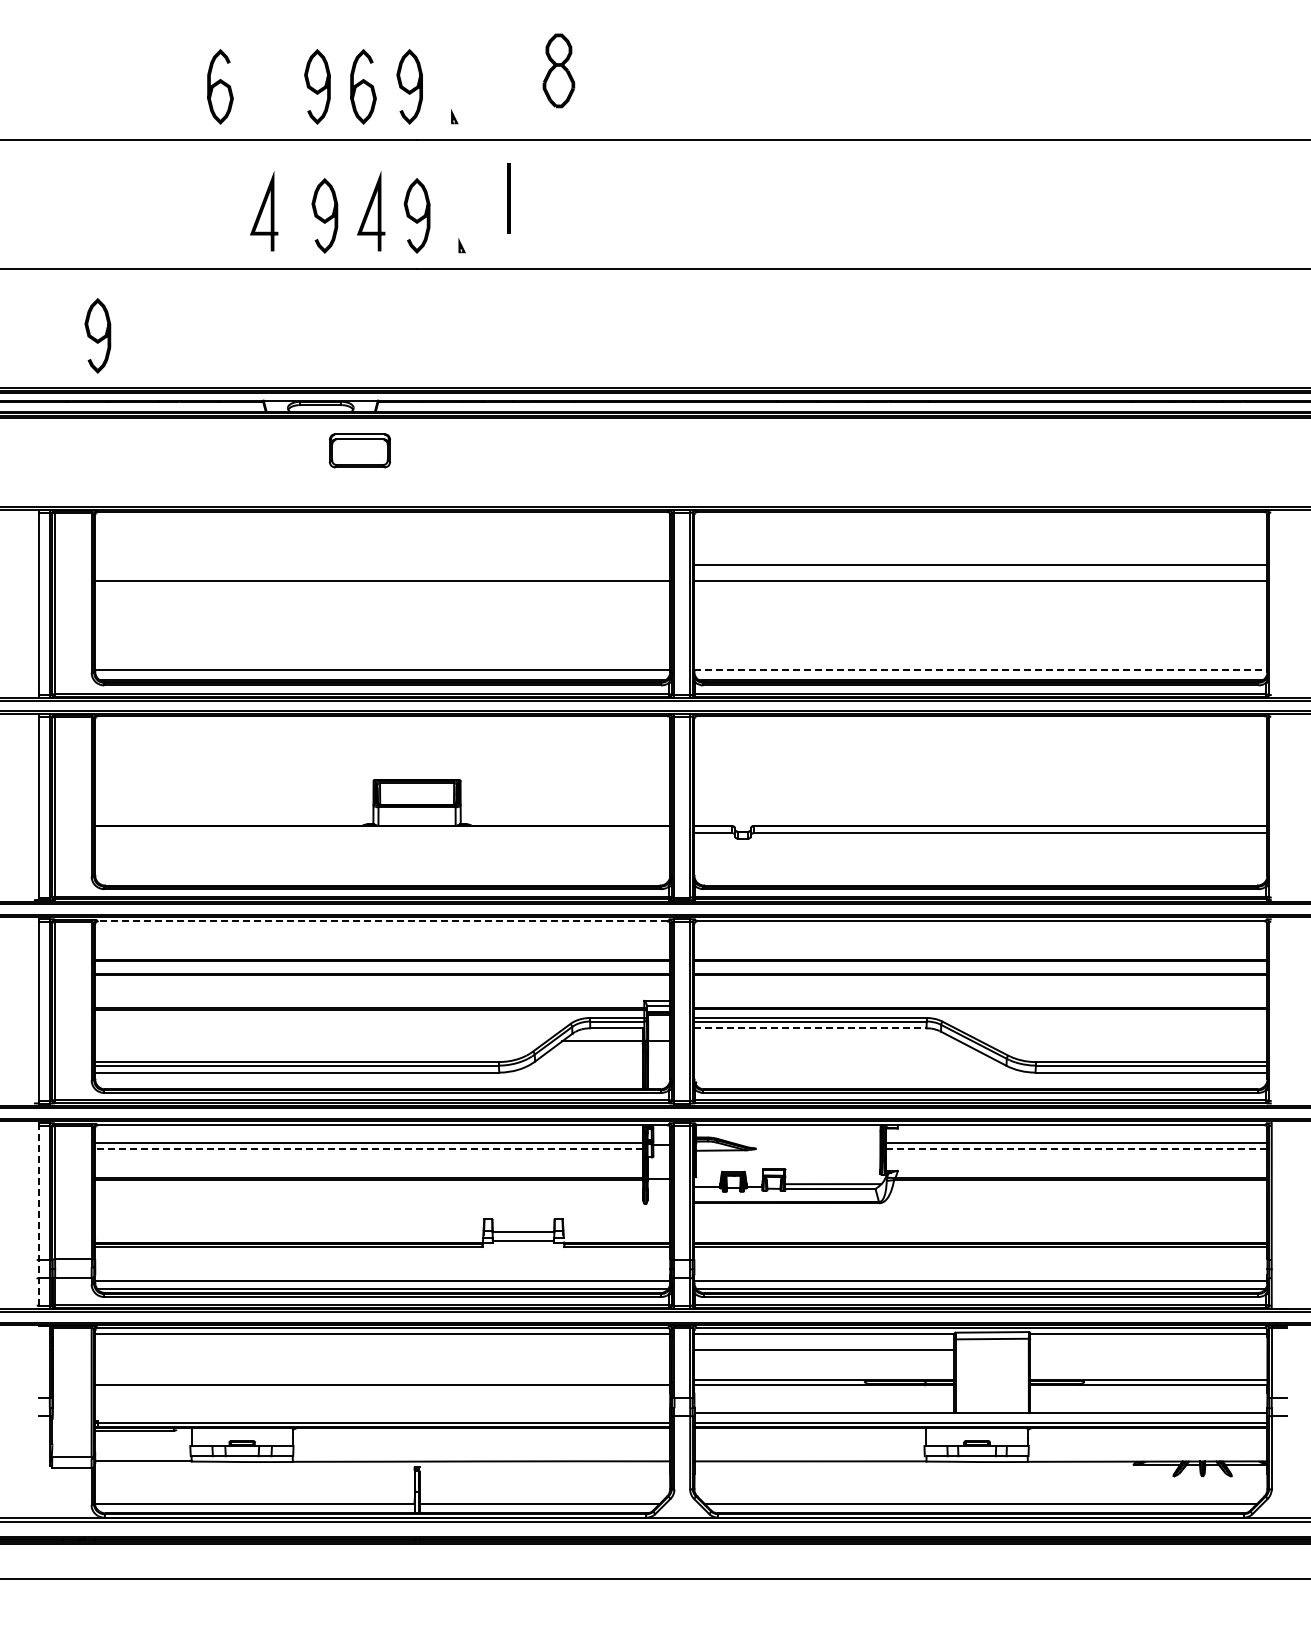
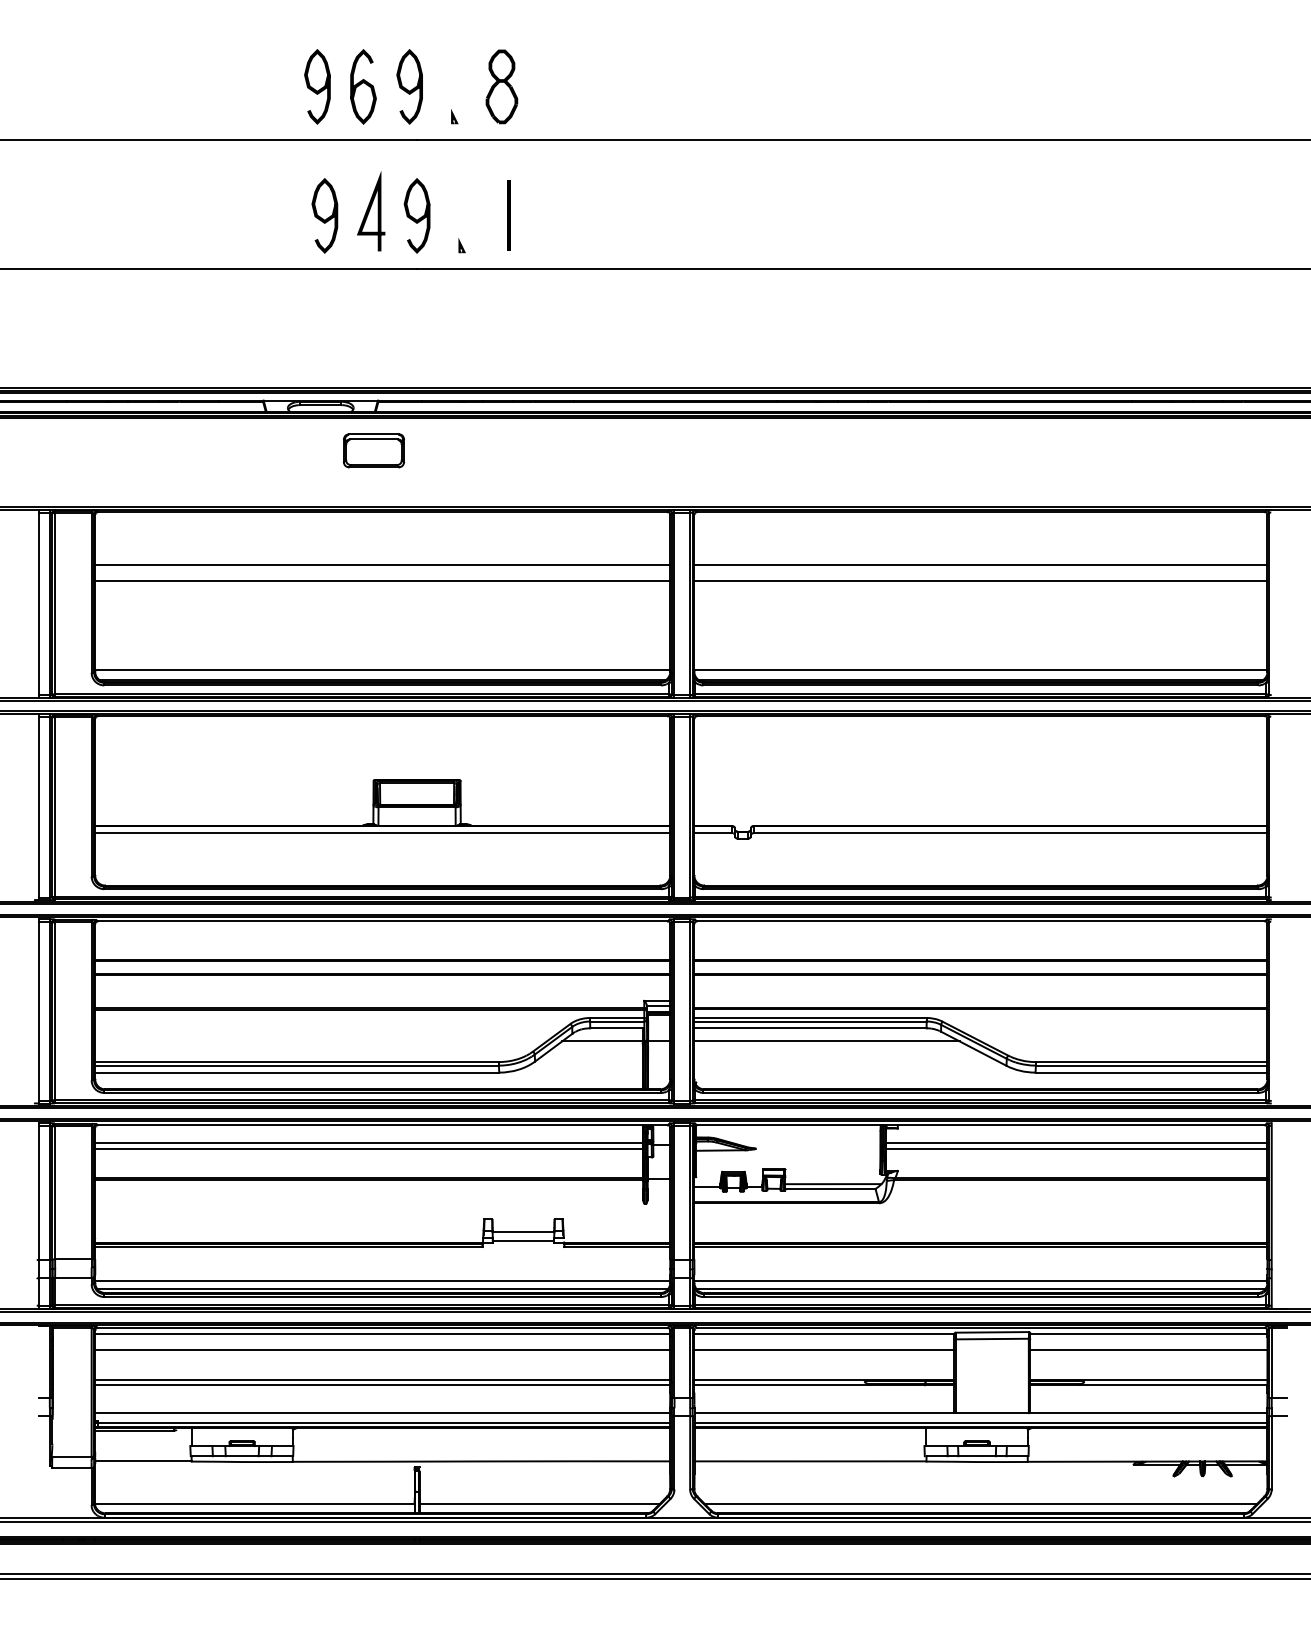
part position: (558, 70) -> (501, 86) (501, 86)
curve: present -> none (218, 84)
line position: (508, 198) -> (508, 215) (508, 215)
line: present -> none (263, 210)
curve: present -> none (96, 338)
part position: (359, 450) -> (373, 450) (373, 450)
line: none -> present (382, 565)
line: dashed -> solid (980, 670)
line: none -> present (382, 833)
line: dashed -> solid (382, 921)
line: dashed -> solid (810, 1028)
line: none -> present (826, 1041)
line: dashed -> solid (369, 1148)
line: dashed -> solid (1076, 1148)
line: dashed -> solid (39, 1215)
line: none -> present (382, 1350)
line: none -> present (1148, 1350)
line: none -> present (382, 1379)
line: none -> present (382, 1413)
line: none -> present (654, 1574)
